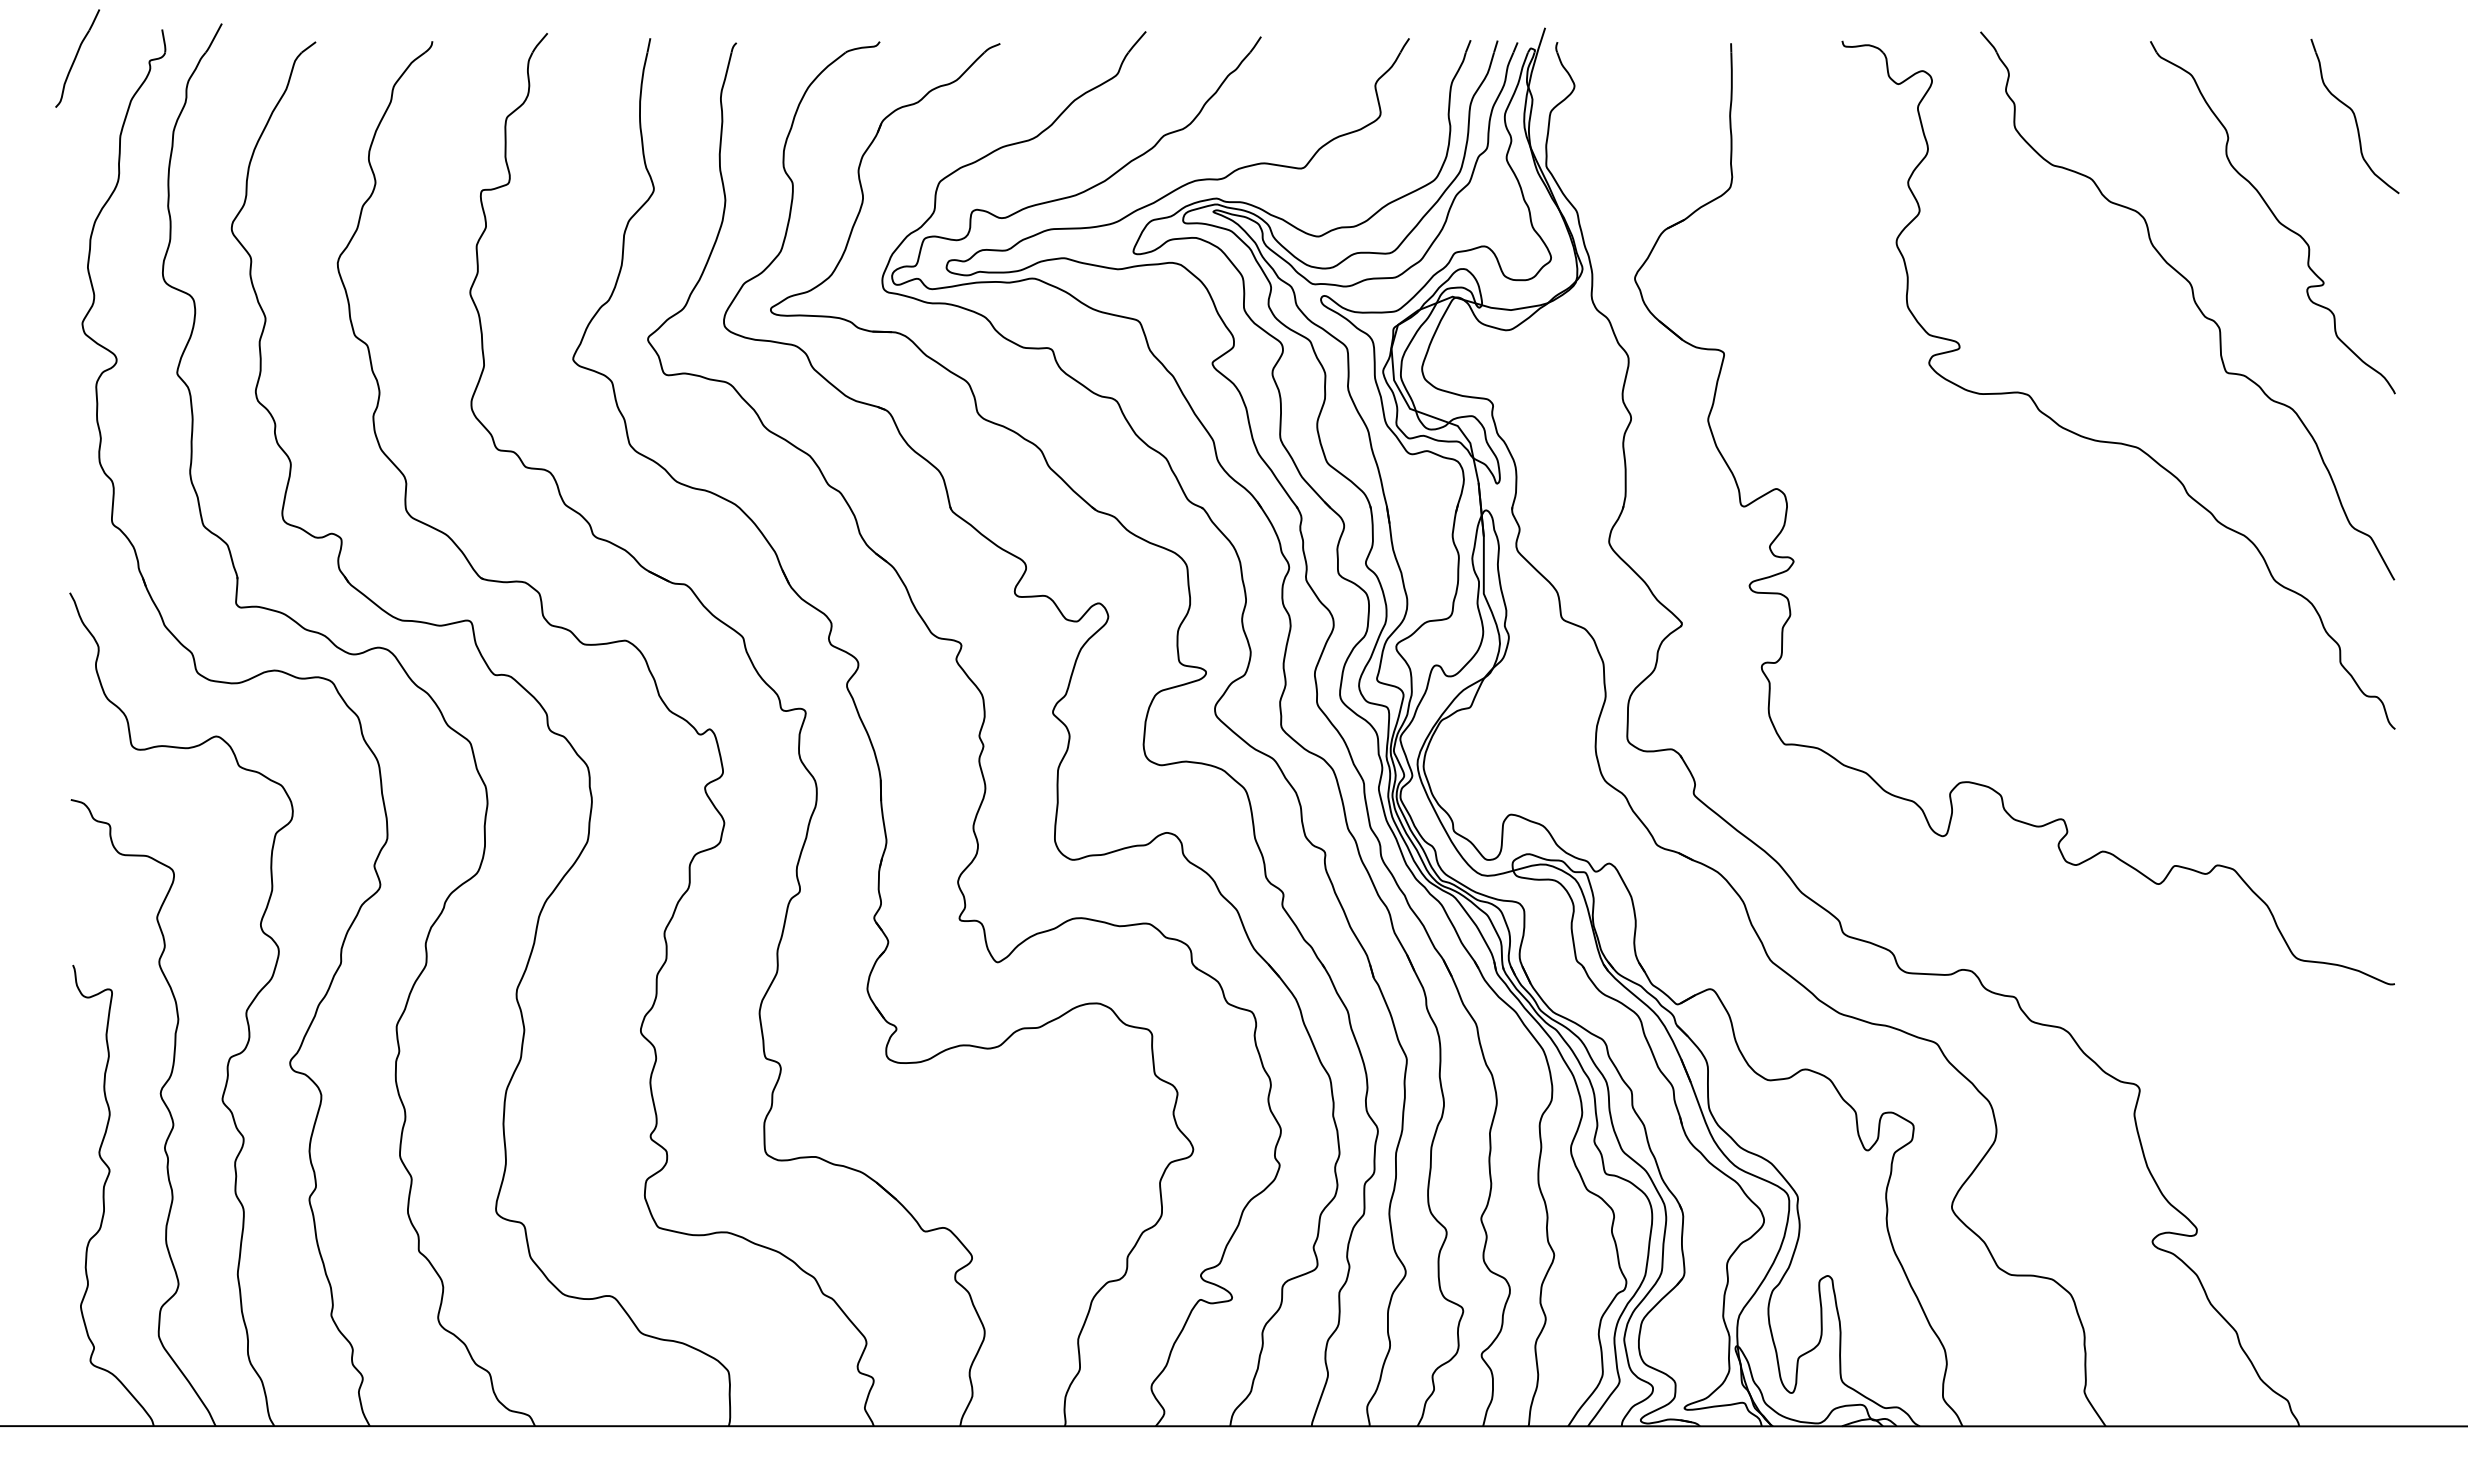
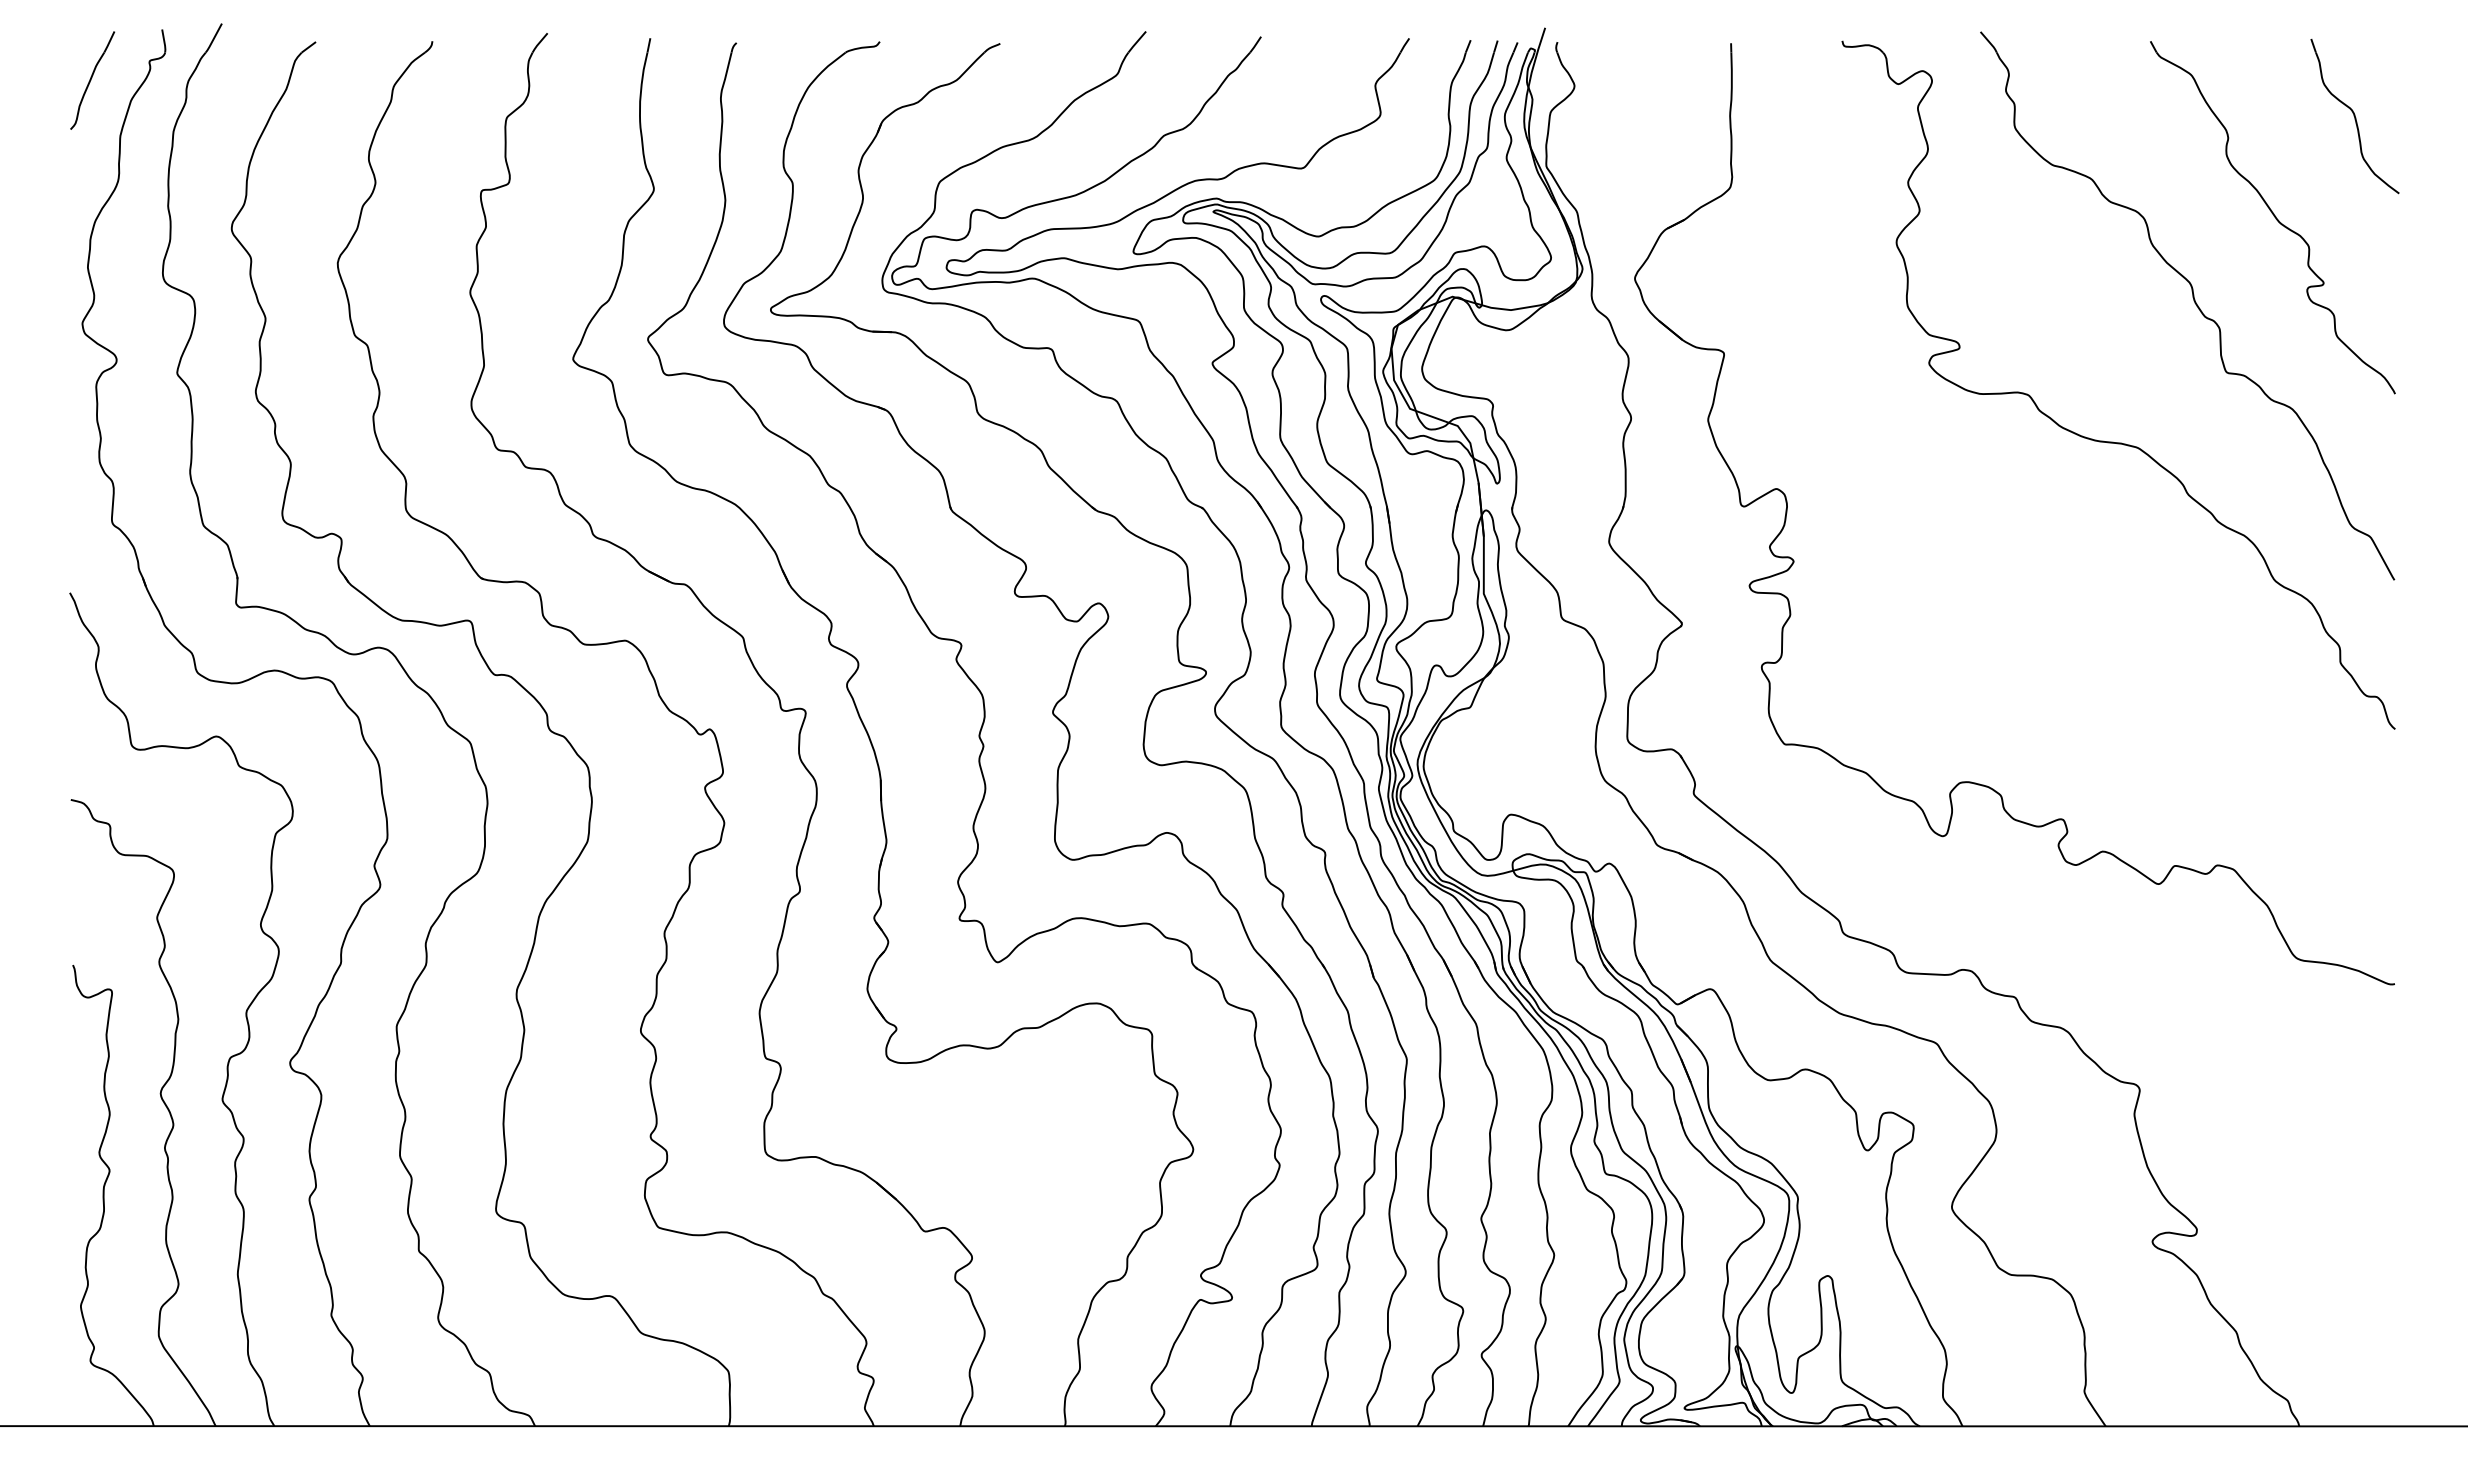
part position: (77, 58) -> (92, 80) (92, 80)
